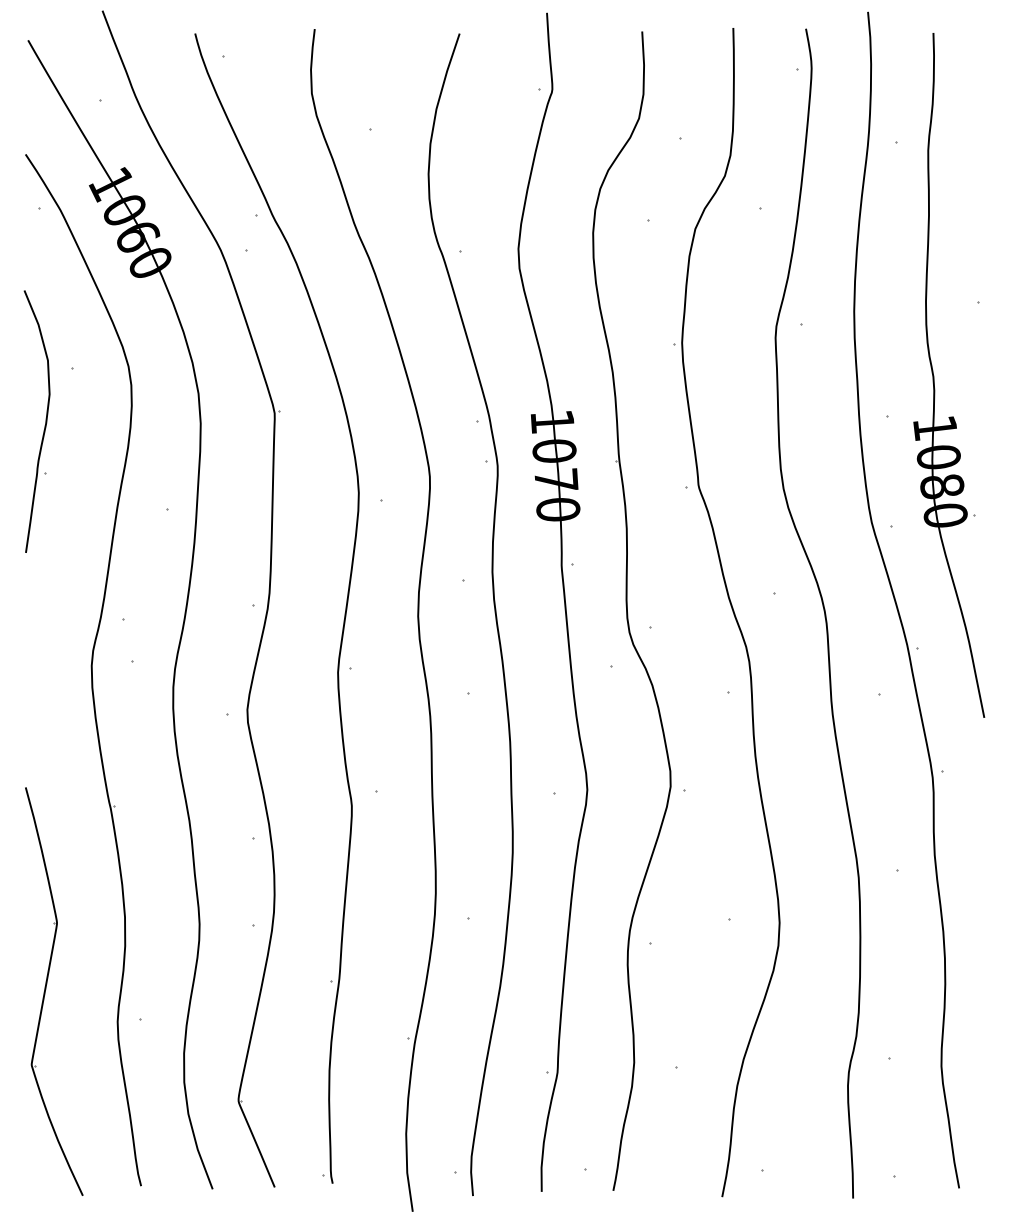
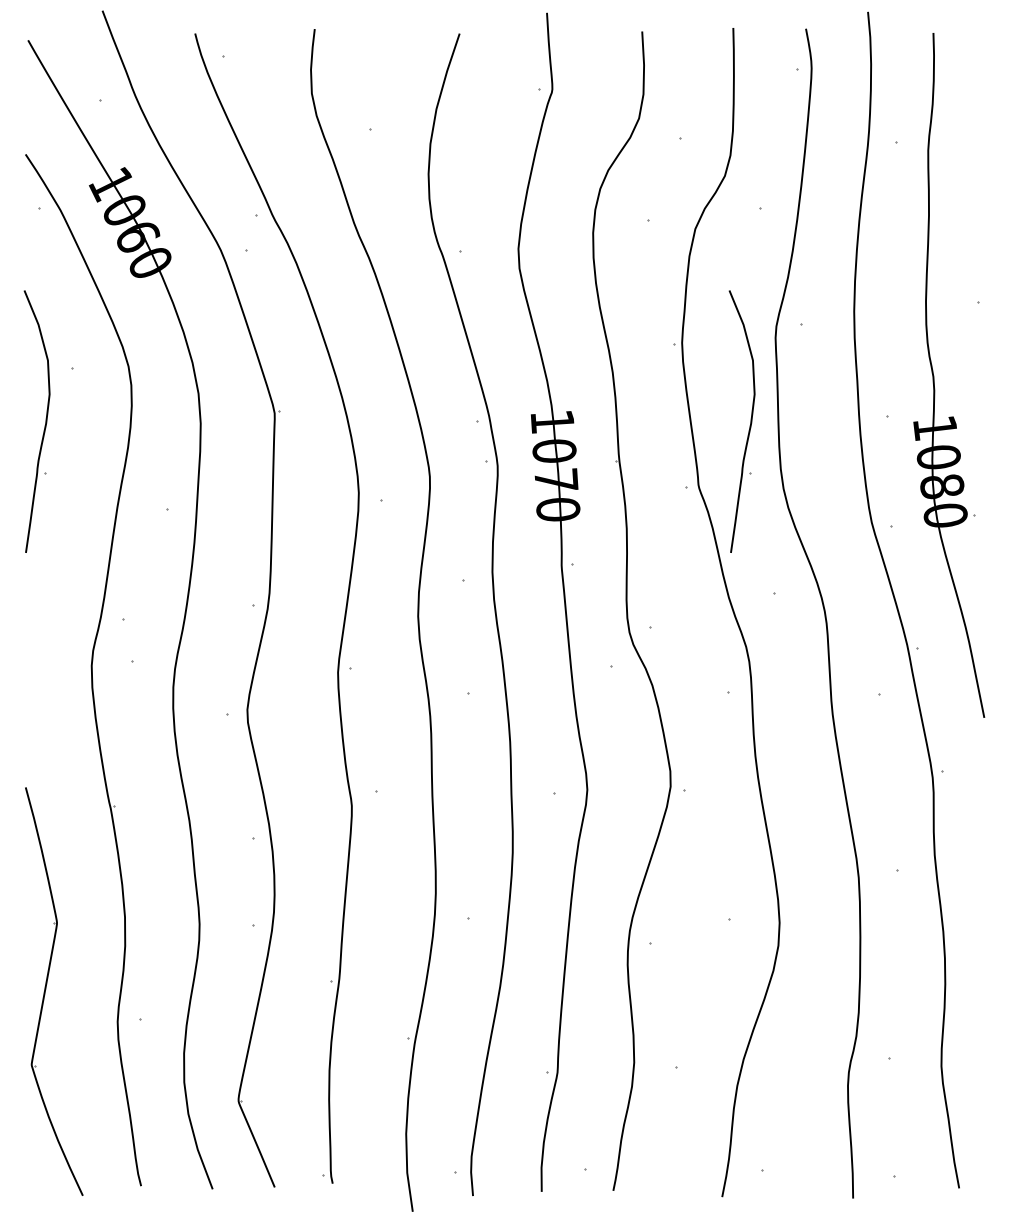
part: none -> present (749, 425)
